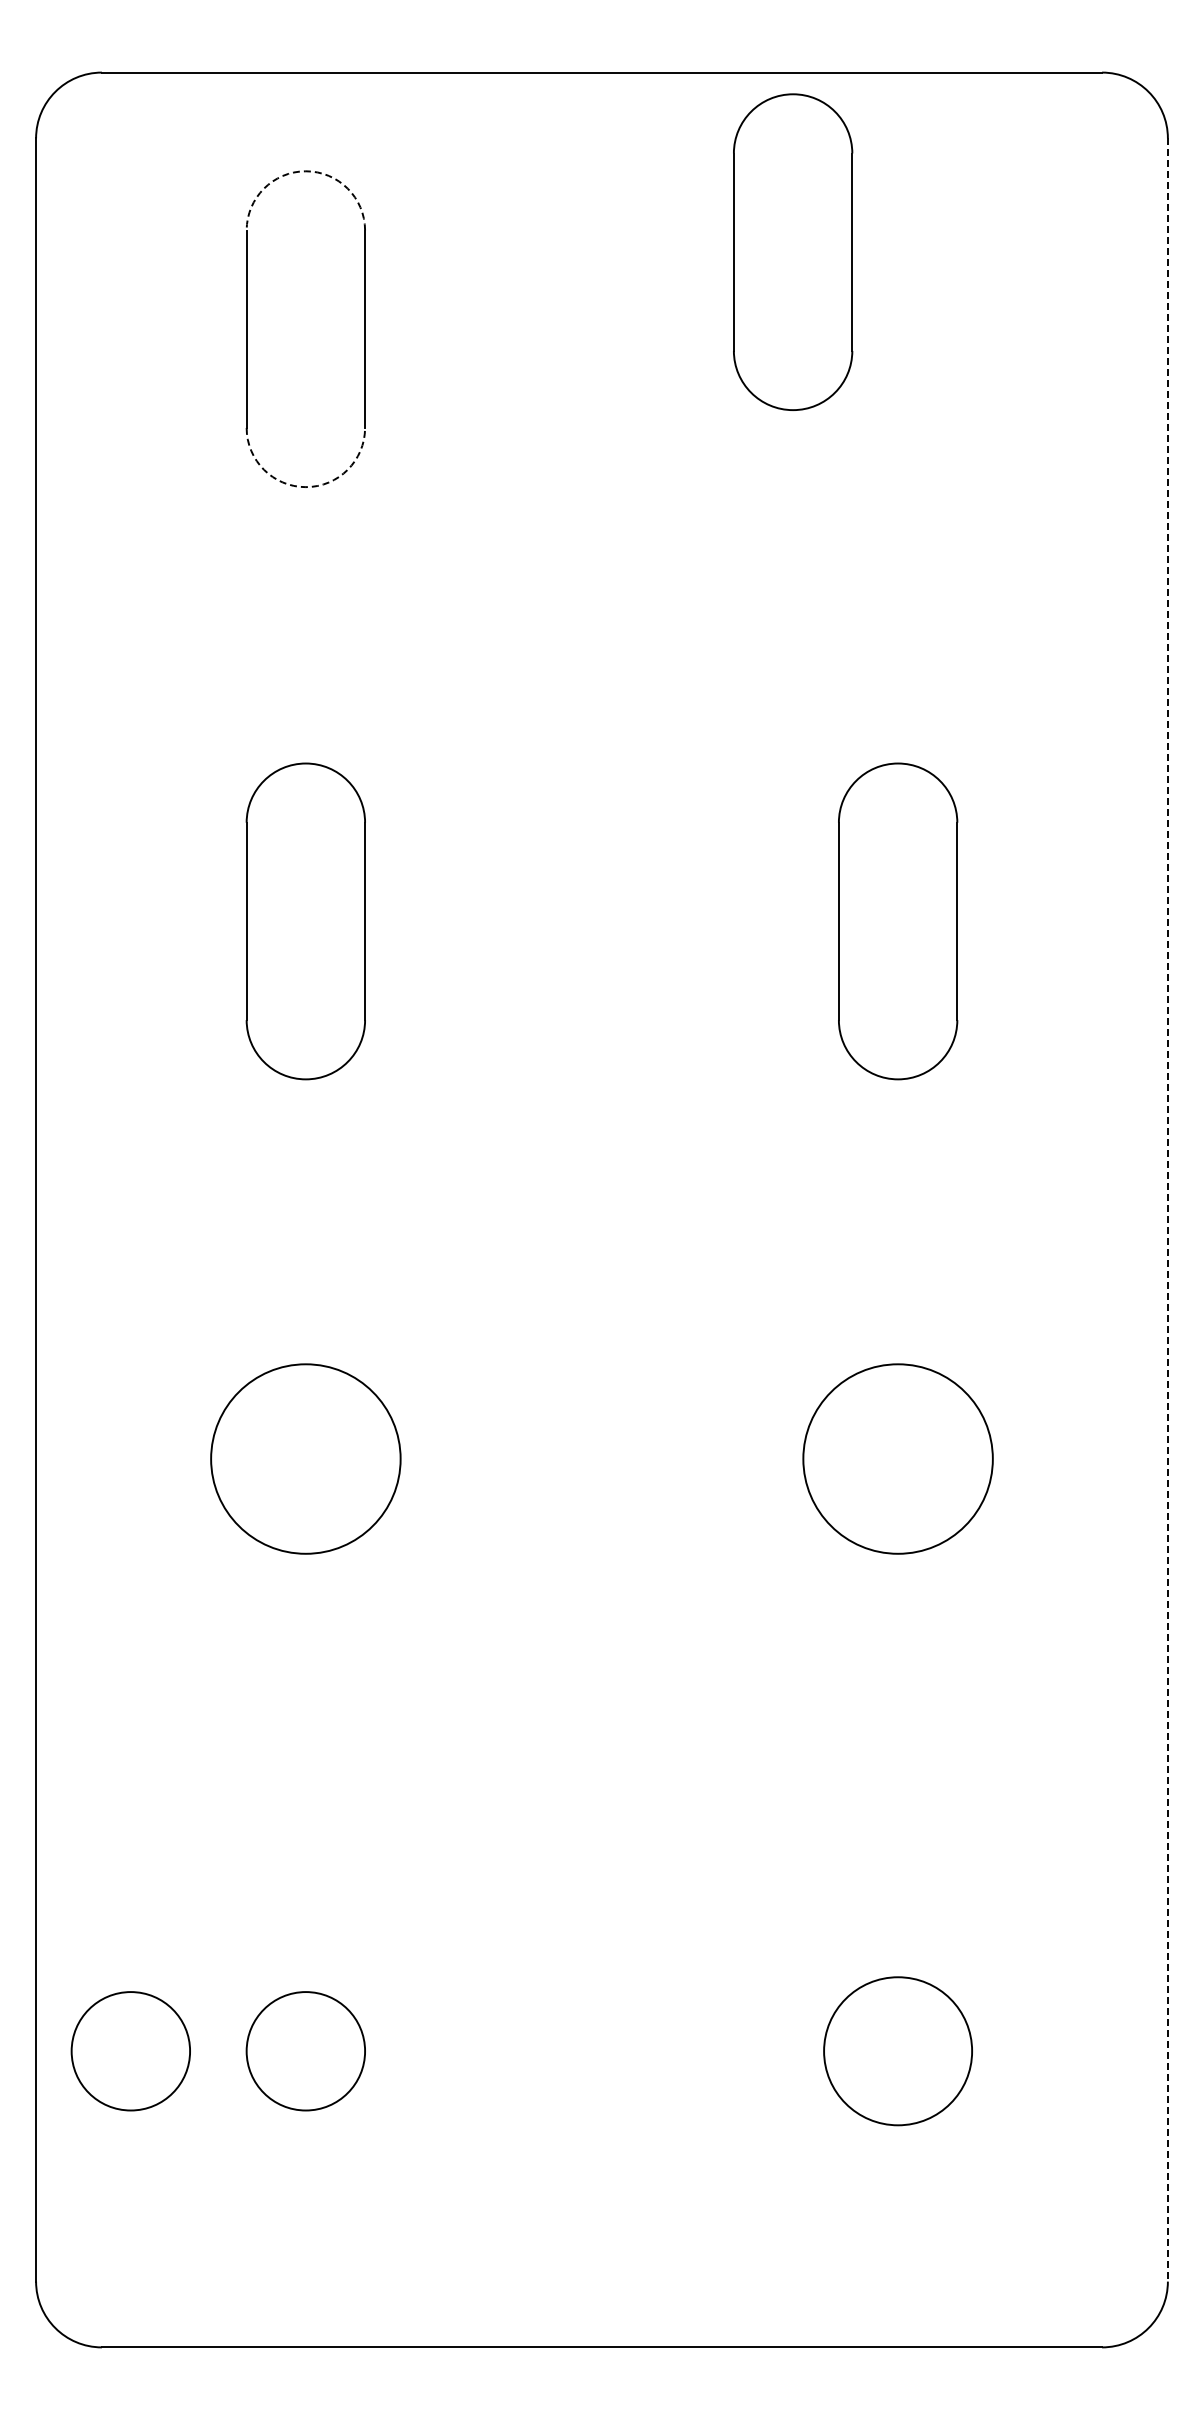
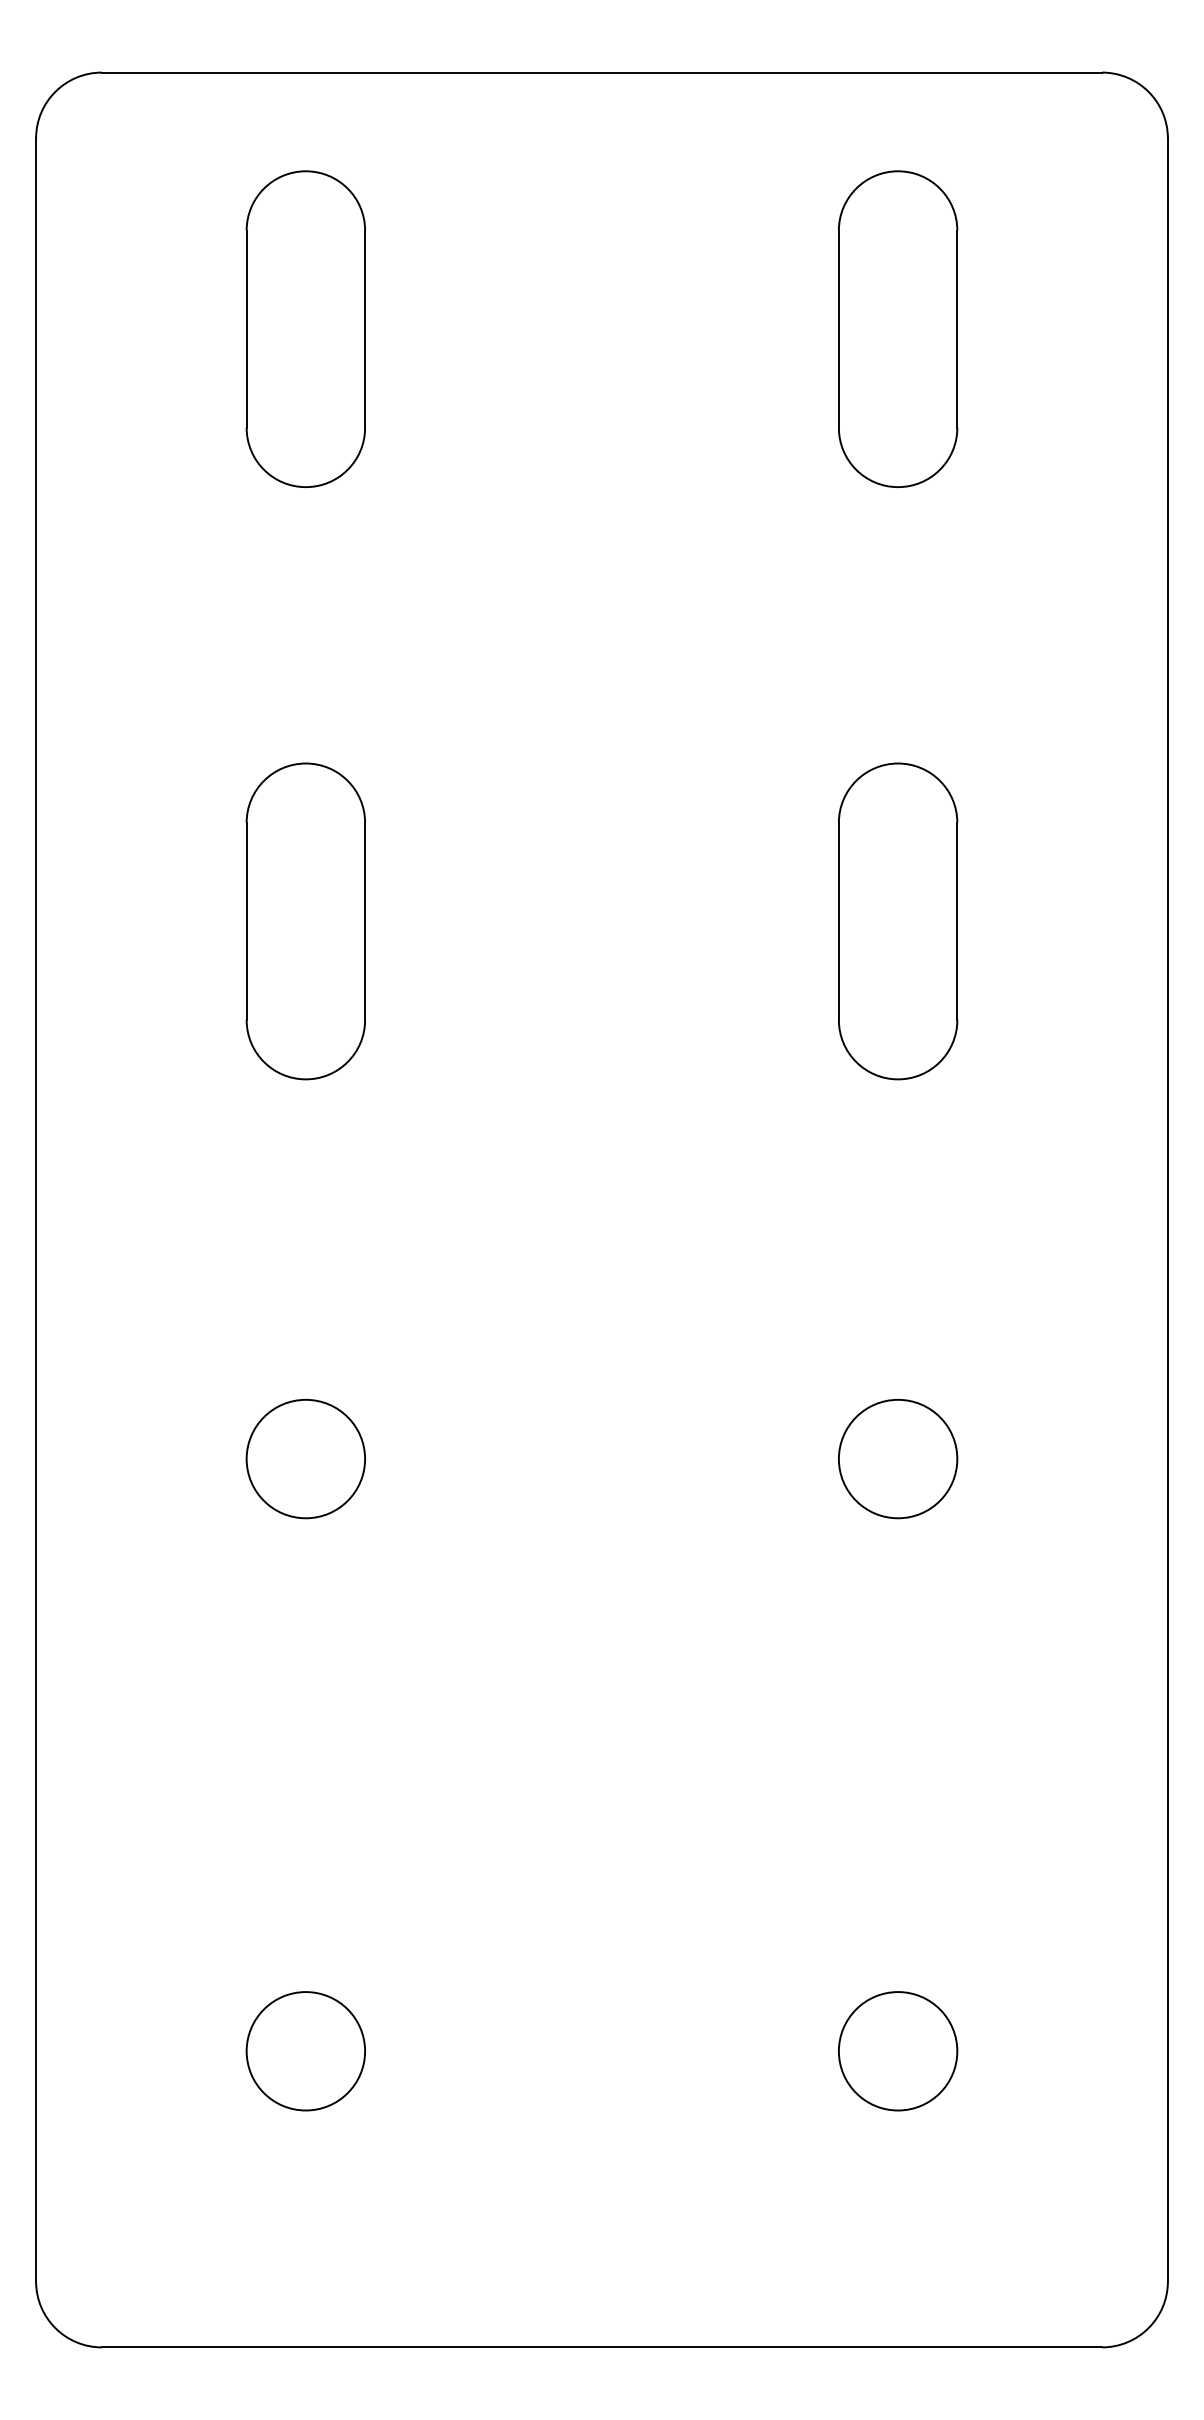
arc: dashed -> solid (305, 171)
part position: (793, 251) -> (898, 328) (898, 328)
arc: dashed -> solid (305, 487)
line: dashed -> solid (1167, 1210)
circle diameter: 190 px -> 118 px (305, 1458)
circle diameter: 190 px -> 118 px (897, 1458)
circle: present -> none (130, 2051)
circle diameter: 148 px -> 118 px (897, 2051)
